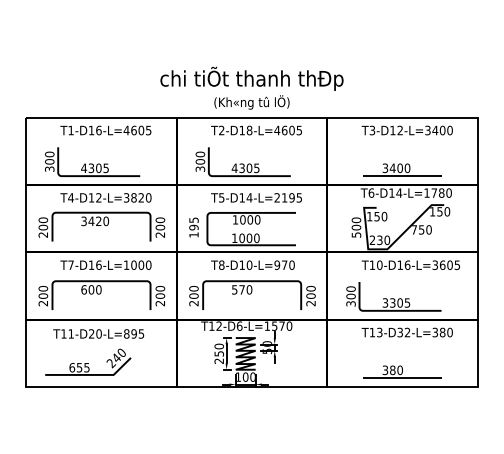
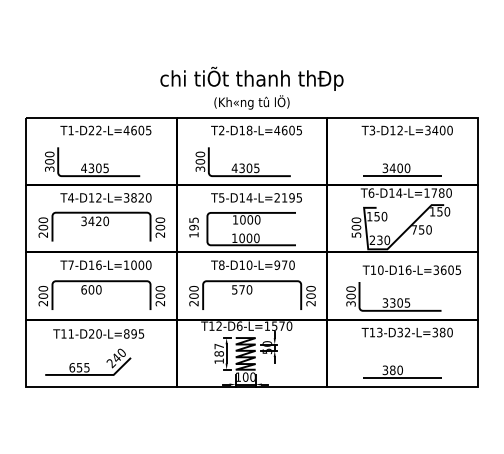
text: T1-D16-L=4605 -> T1-D22-L=4605 (94, 130)
text position: (410, 264) -> (411, 269) (411, 269)
text: 250 -> 187 (219, 353)
